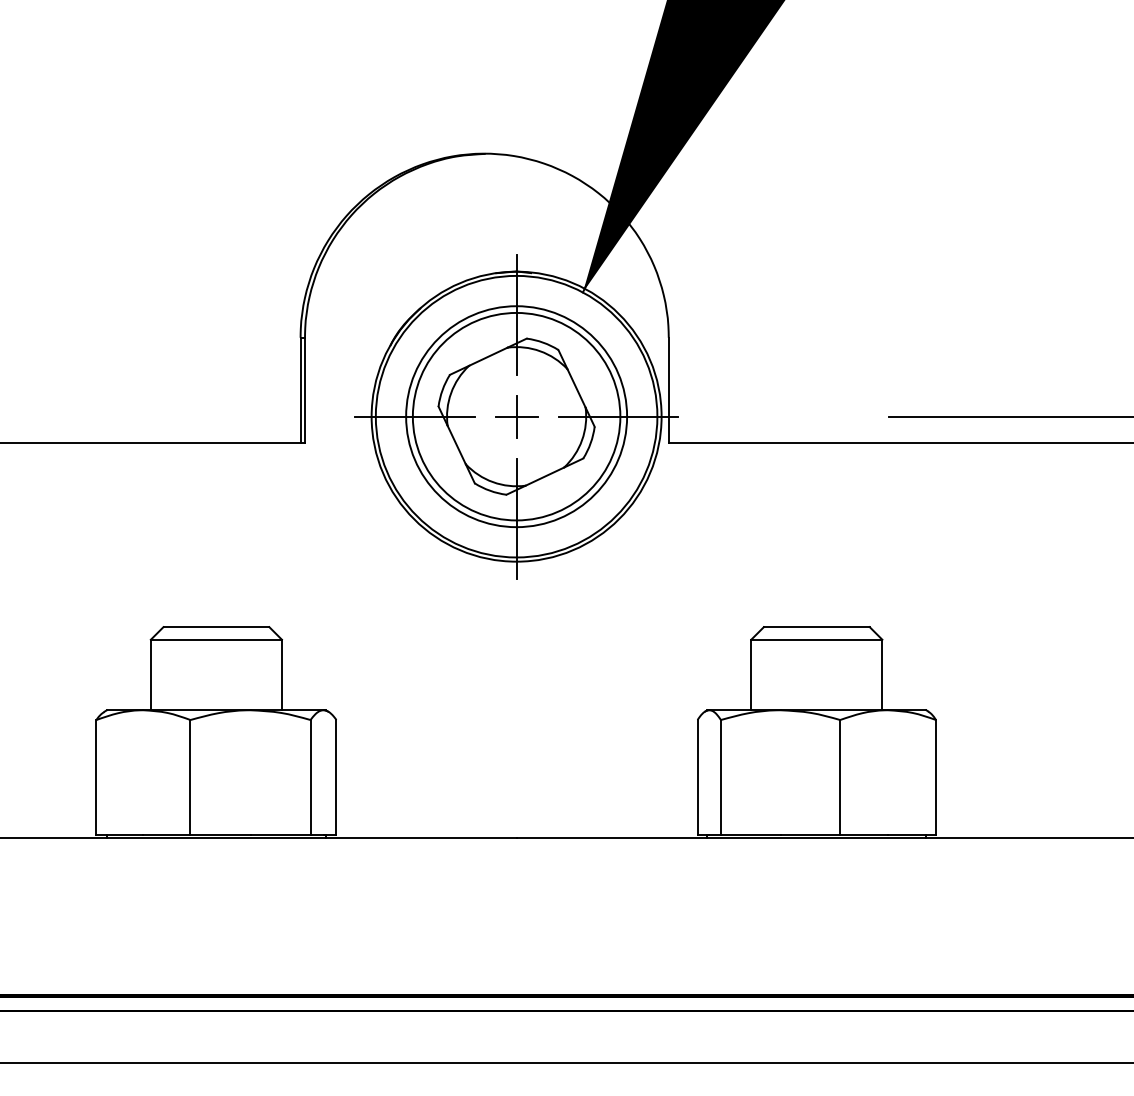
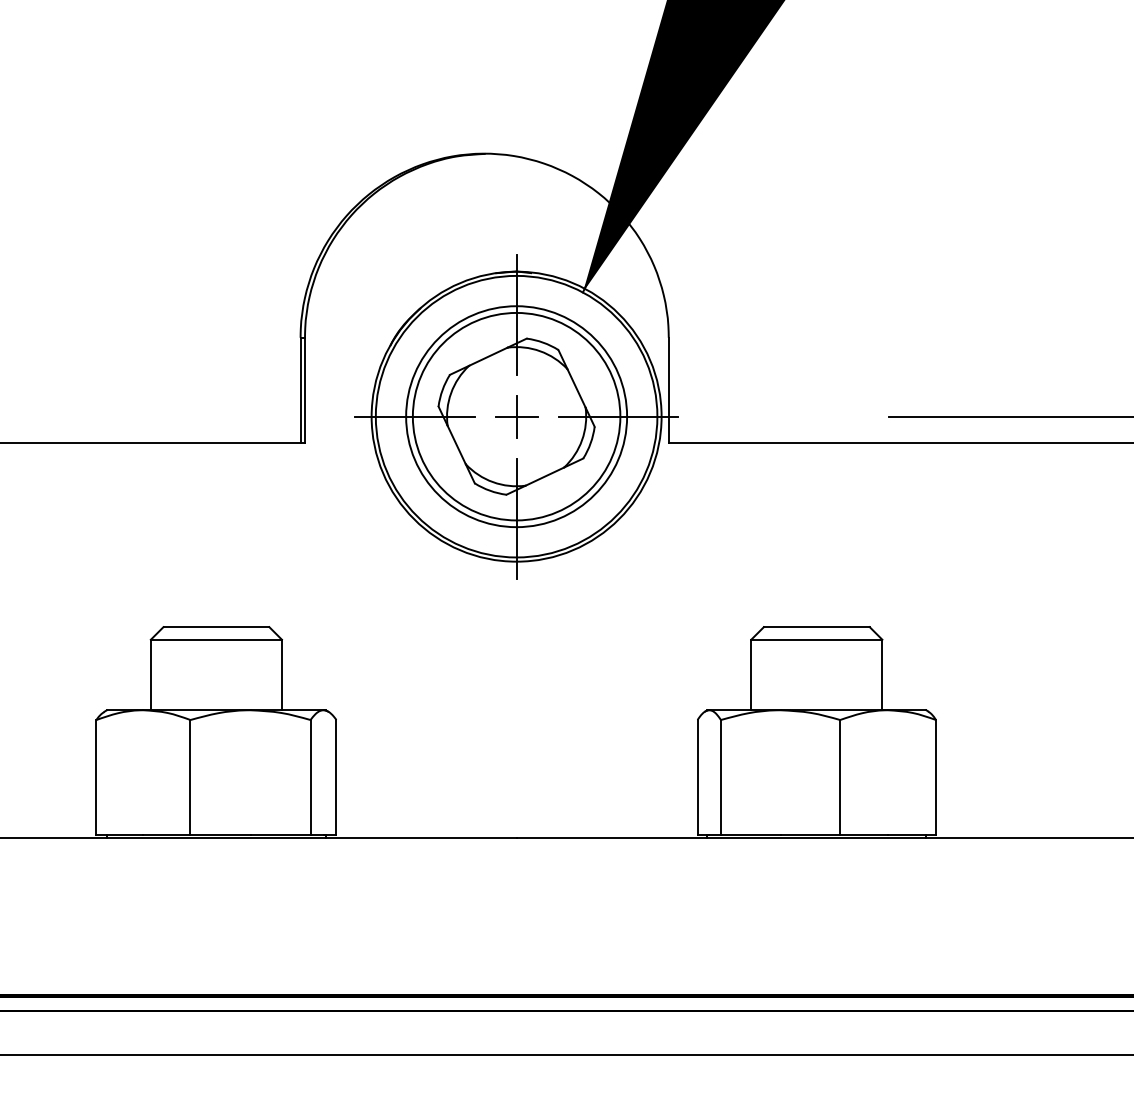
line position: (566, 1063) -> (566, 1055) (566, 1055)
